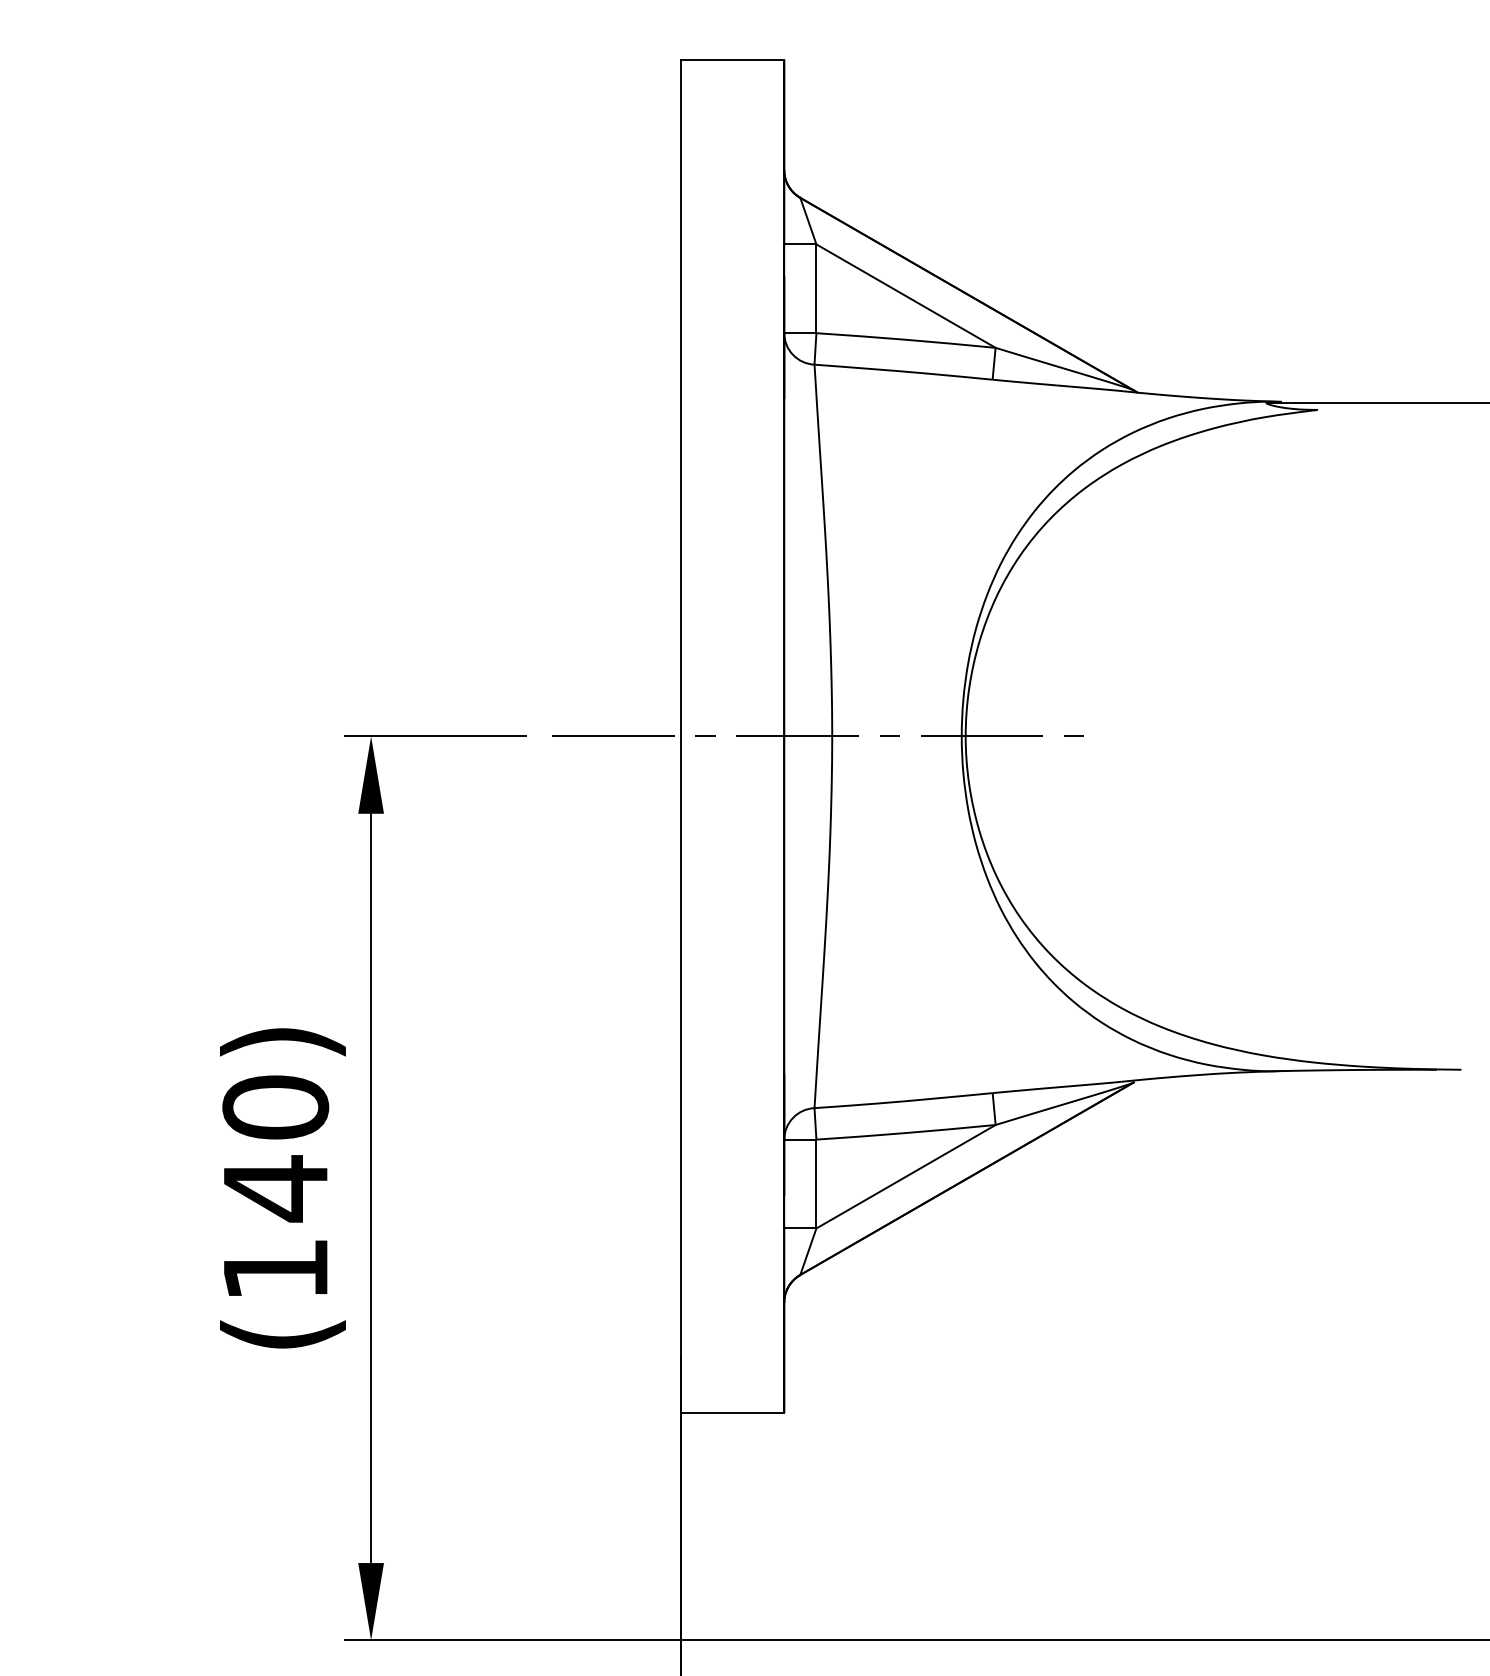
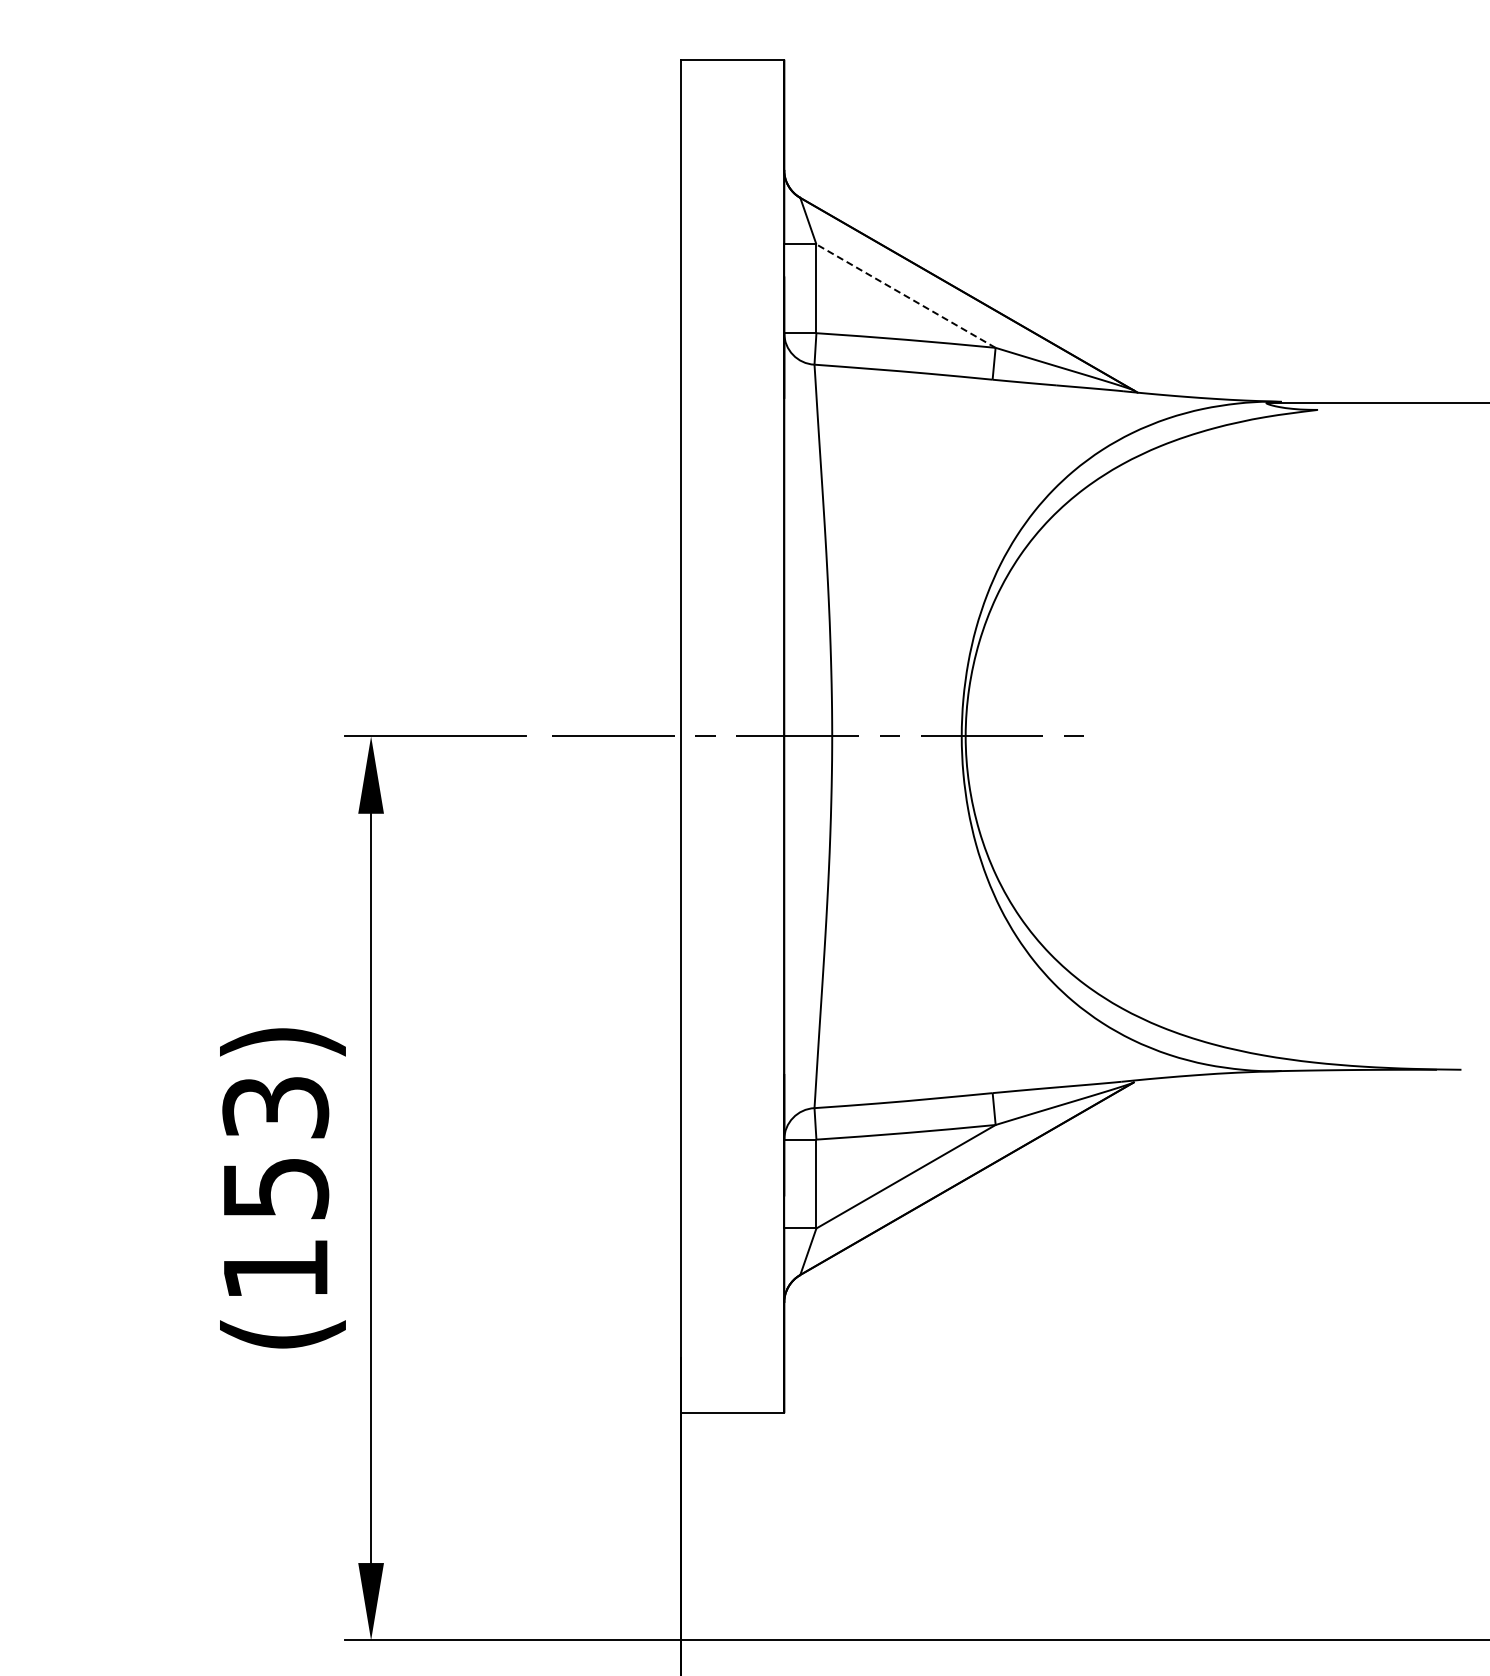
line: solid -> dashed (905, 295)
text: (140) -> (153) (275, 1148)
